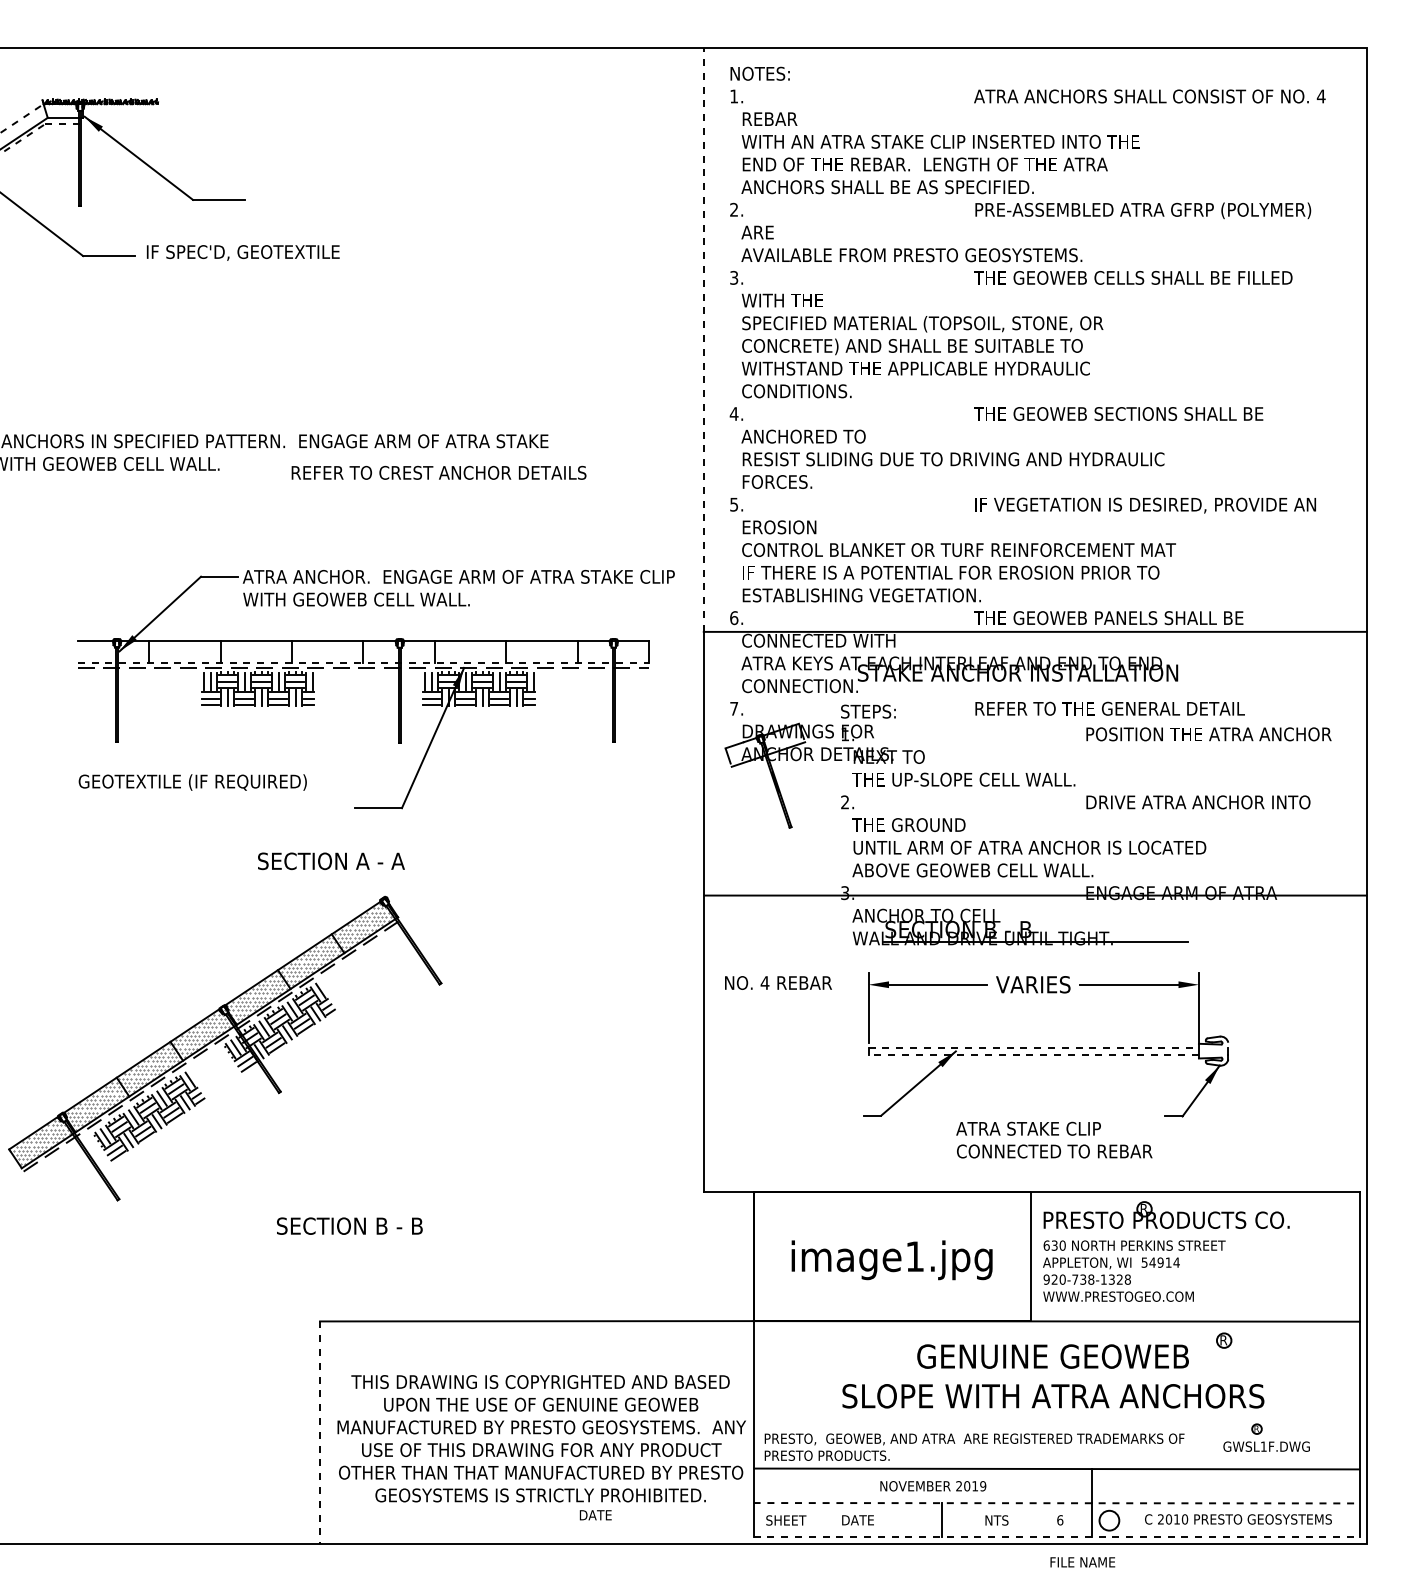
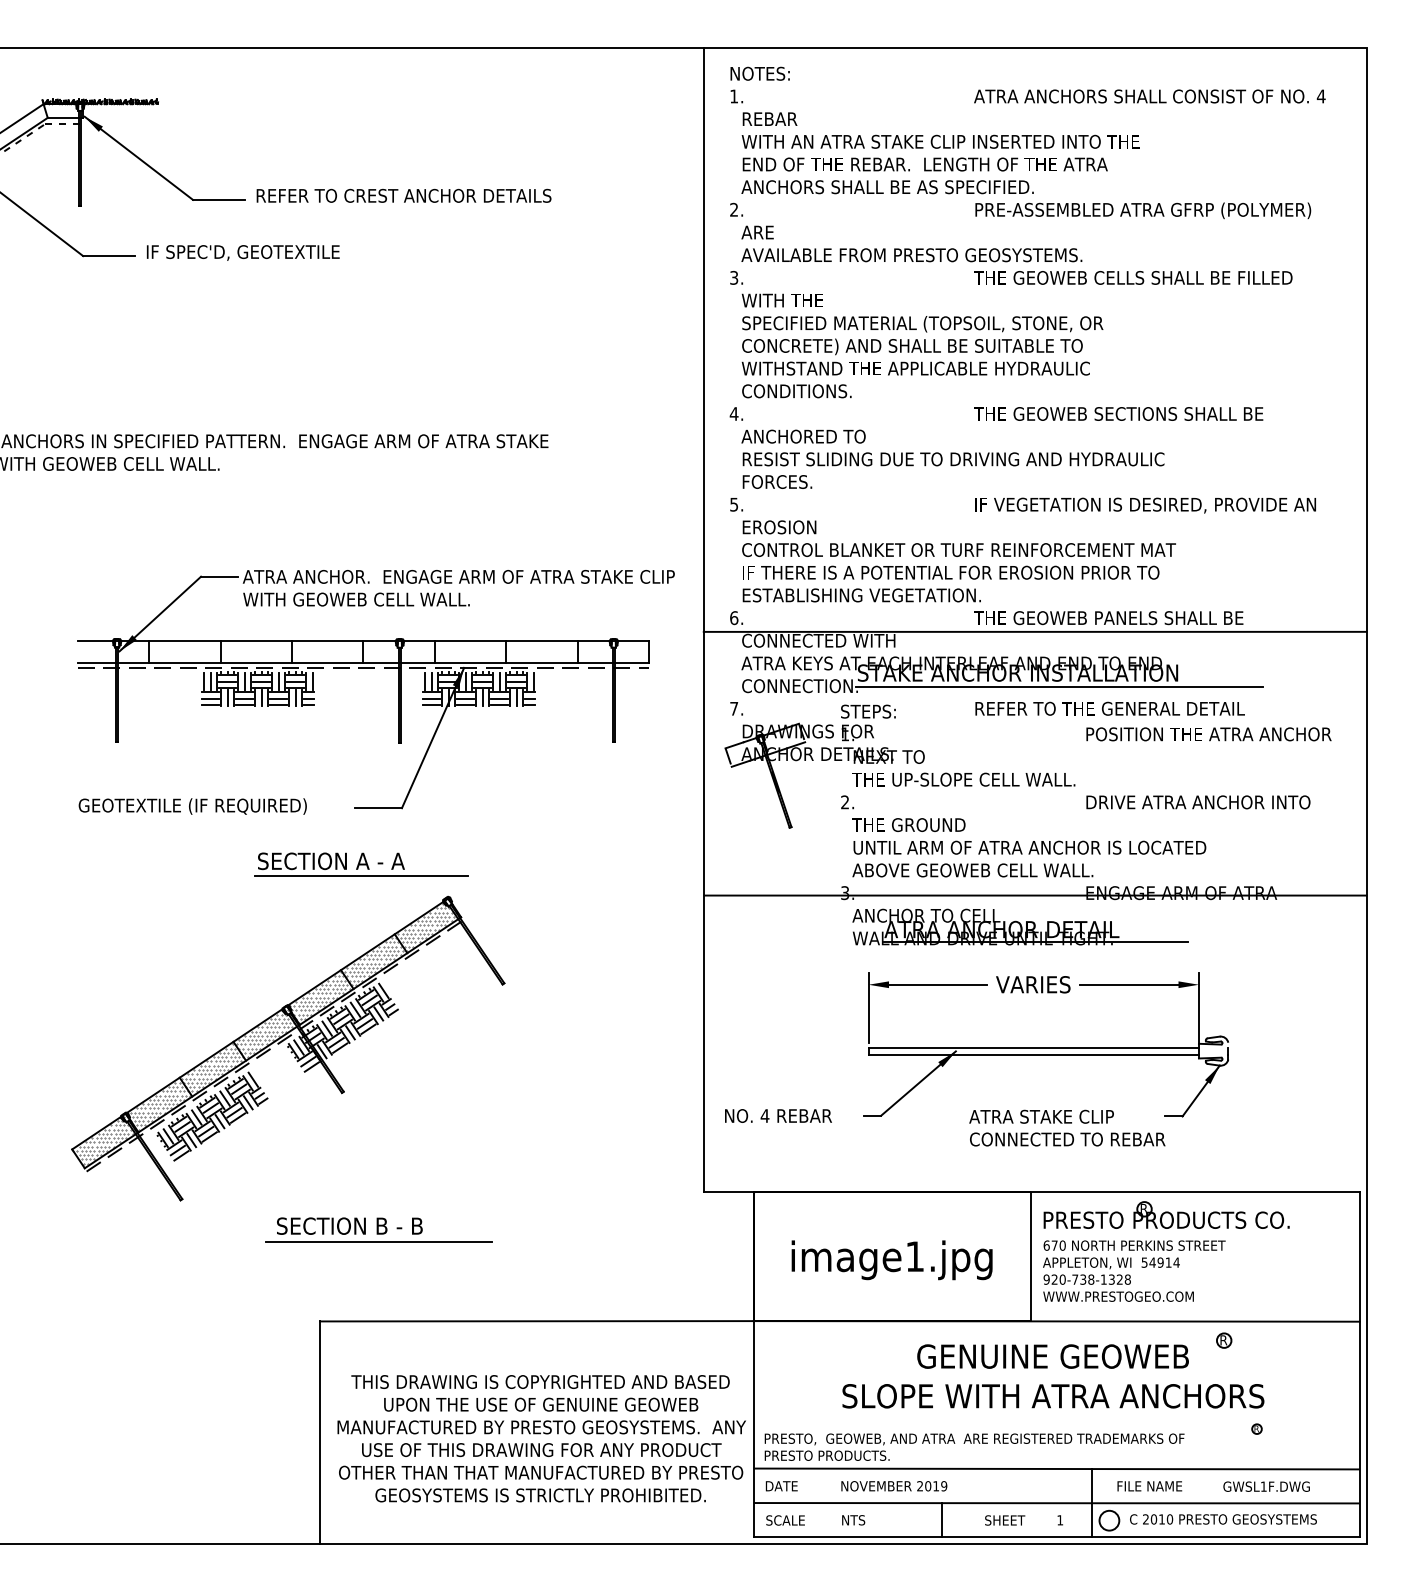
line: dashed -> solid (21, 118)
line: dashed -> solid (703, 339)
text position: (438, 472) -> (403, 195) (403, 195)
line: dashed -> solid (363, 663)
line: none -> present (1058, 687)
text position: (192, 782) -> (192, 806) (192, 806)
line: none -> present (361, 876)
text: SECTION B - B -> ATRA ANCHOR DETAIL (1001, 929)
text position: (778, 982) -> (778, 1115) (778, 1115)
line: dashed -> solid (1034, 1047)
part position: (225, 1048) -> (288, 1048) (288, 1048)
line: dashed -> solid (1033, 1054)
text position: (1054, 1139) -> (1067, 1127) (1067, 1127)
line: none -> present (378, 1241)
text: 630 -> 670 (1054, 1245)
line: dashed -> solid (320, 1433)
text position: (1266, 1446) -> (1266, 1486) (1266, 1486)
text position: (933, 1486) -> (894, 1486) (894, 1486)
line: dashed -> solid (1057, 1503)
text position: (595, 1515) -> (781, 1486) (781, 1486)
text position: (1238, 1519) -> (1223, 1519) (1223, 1519)
text: SHEET -> SCALE (790, 1520)
text: DATE -> NTS (858, 1520)
text: NTS -> SHEET (1005, 1520)
text: 6 -> 1 (1060, 1520)
line: dashed -> solid (1057, 1537)
text position: (1082, 1562) -> (1149, 1486) (1149, 1486)
